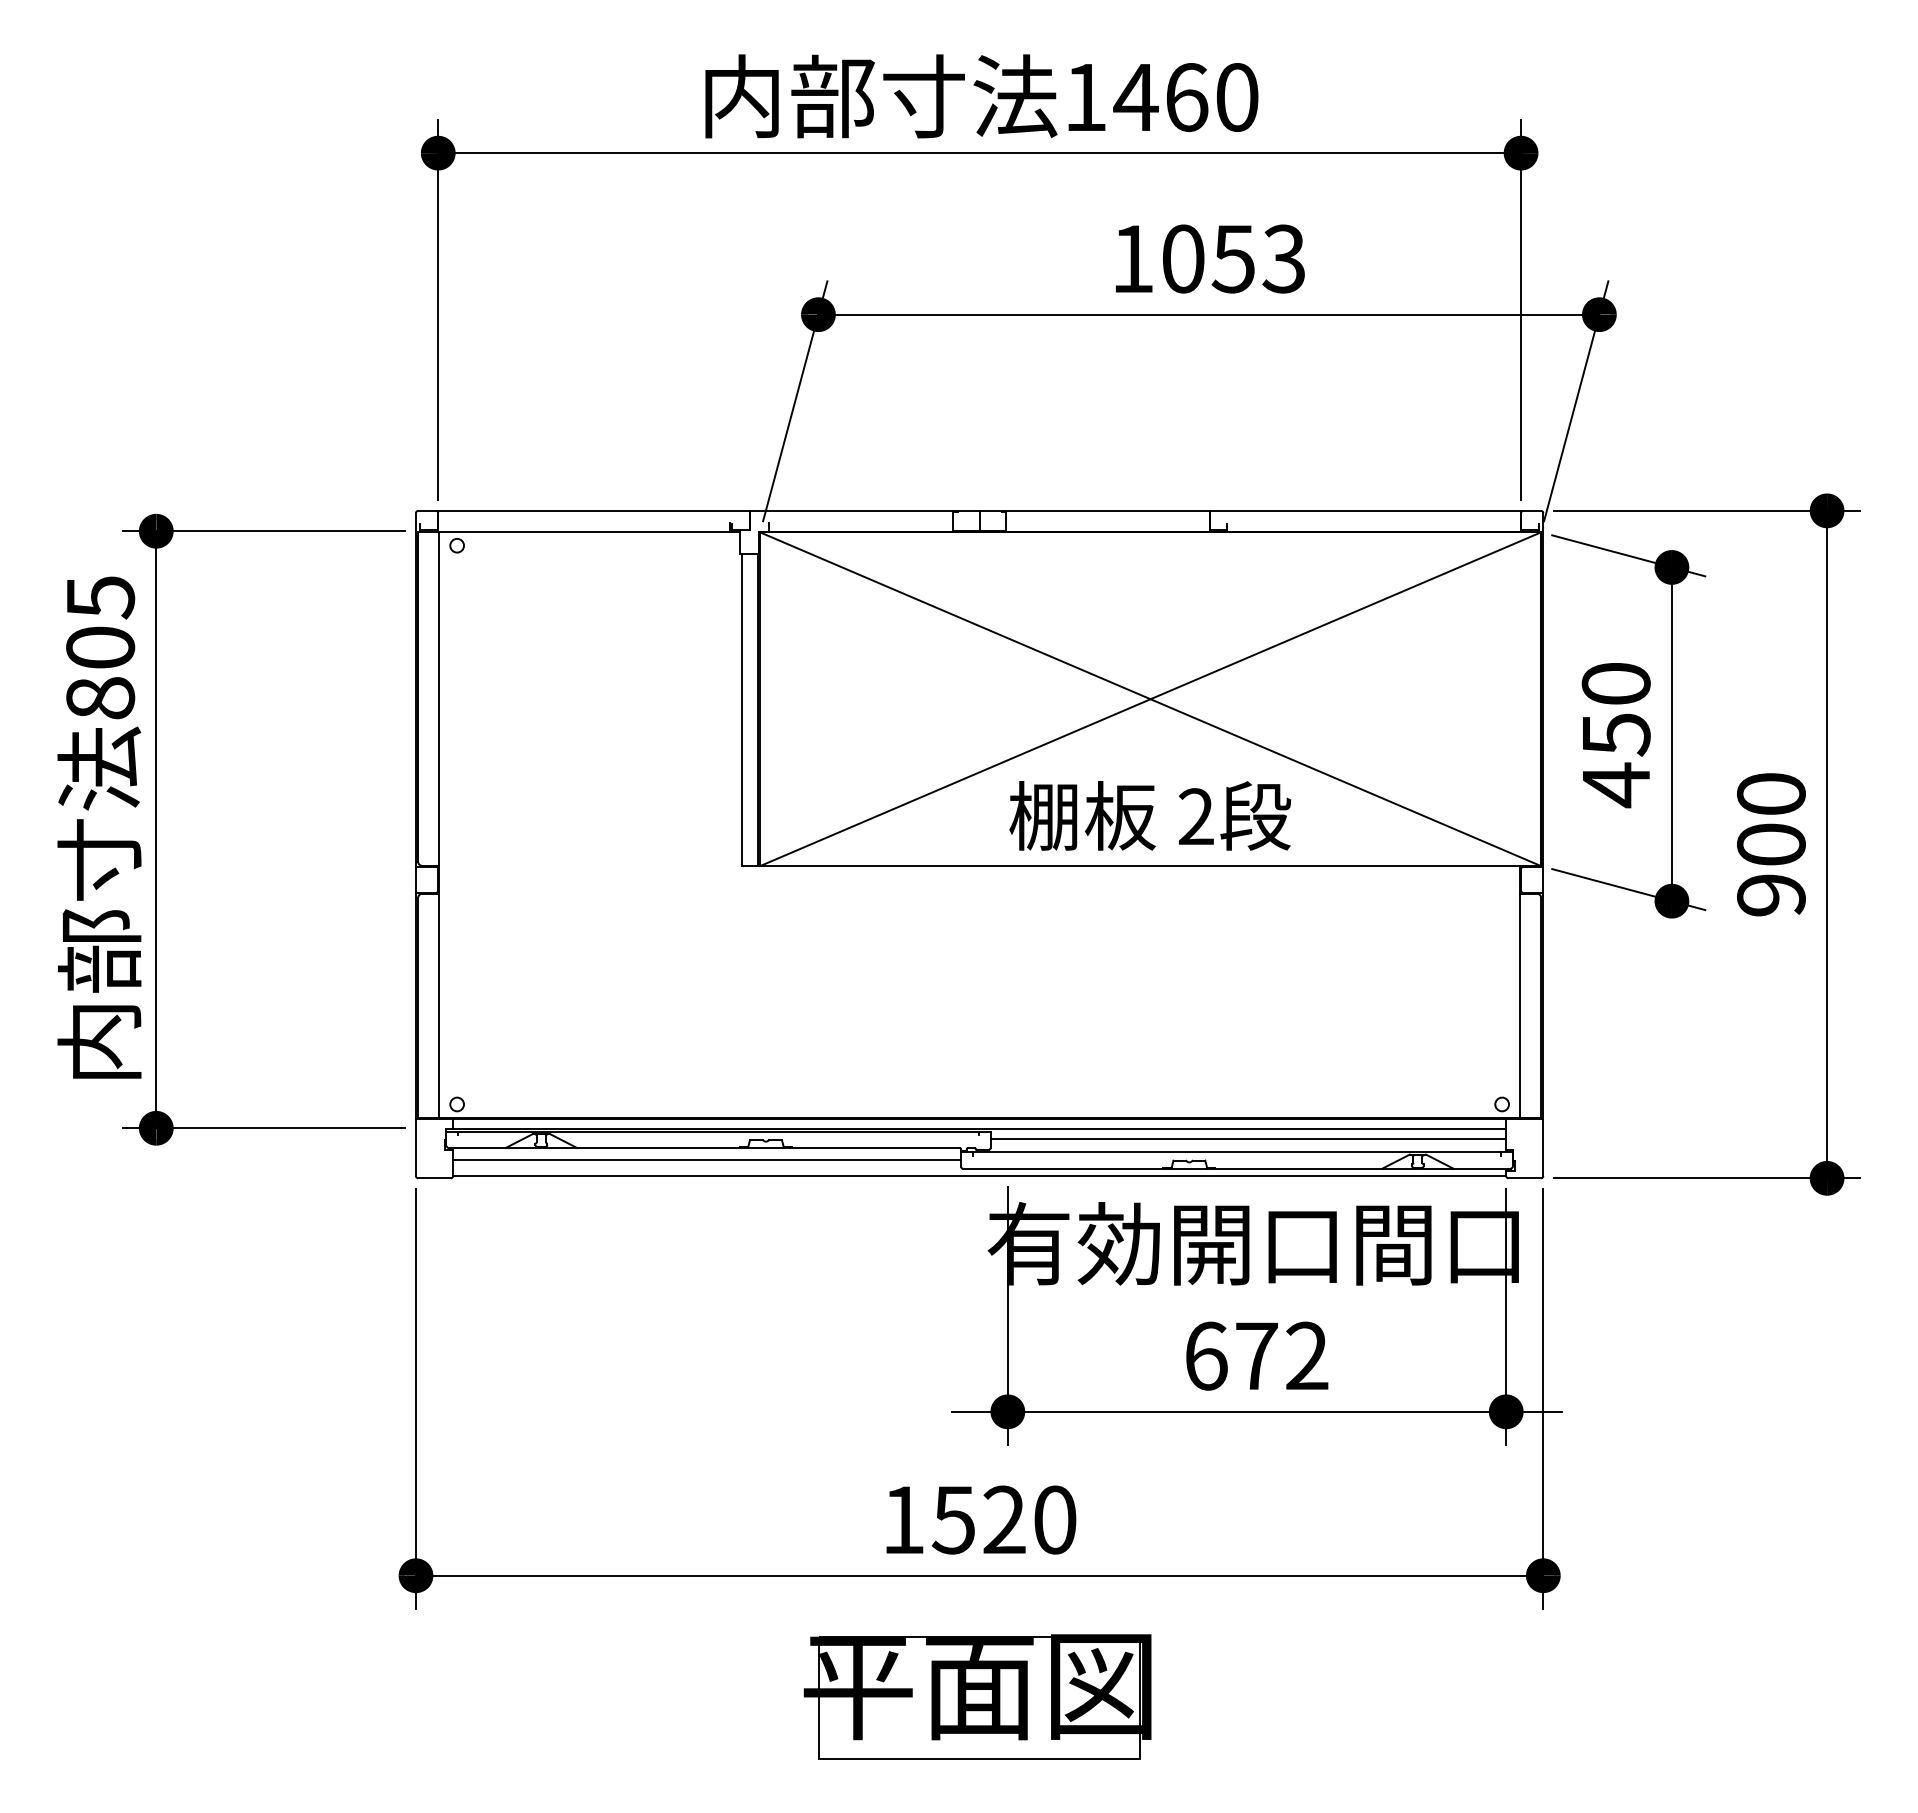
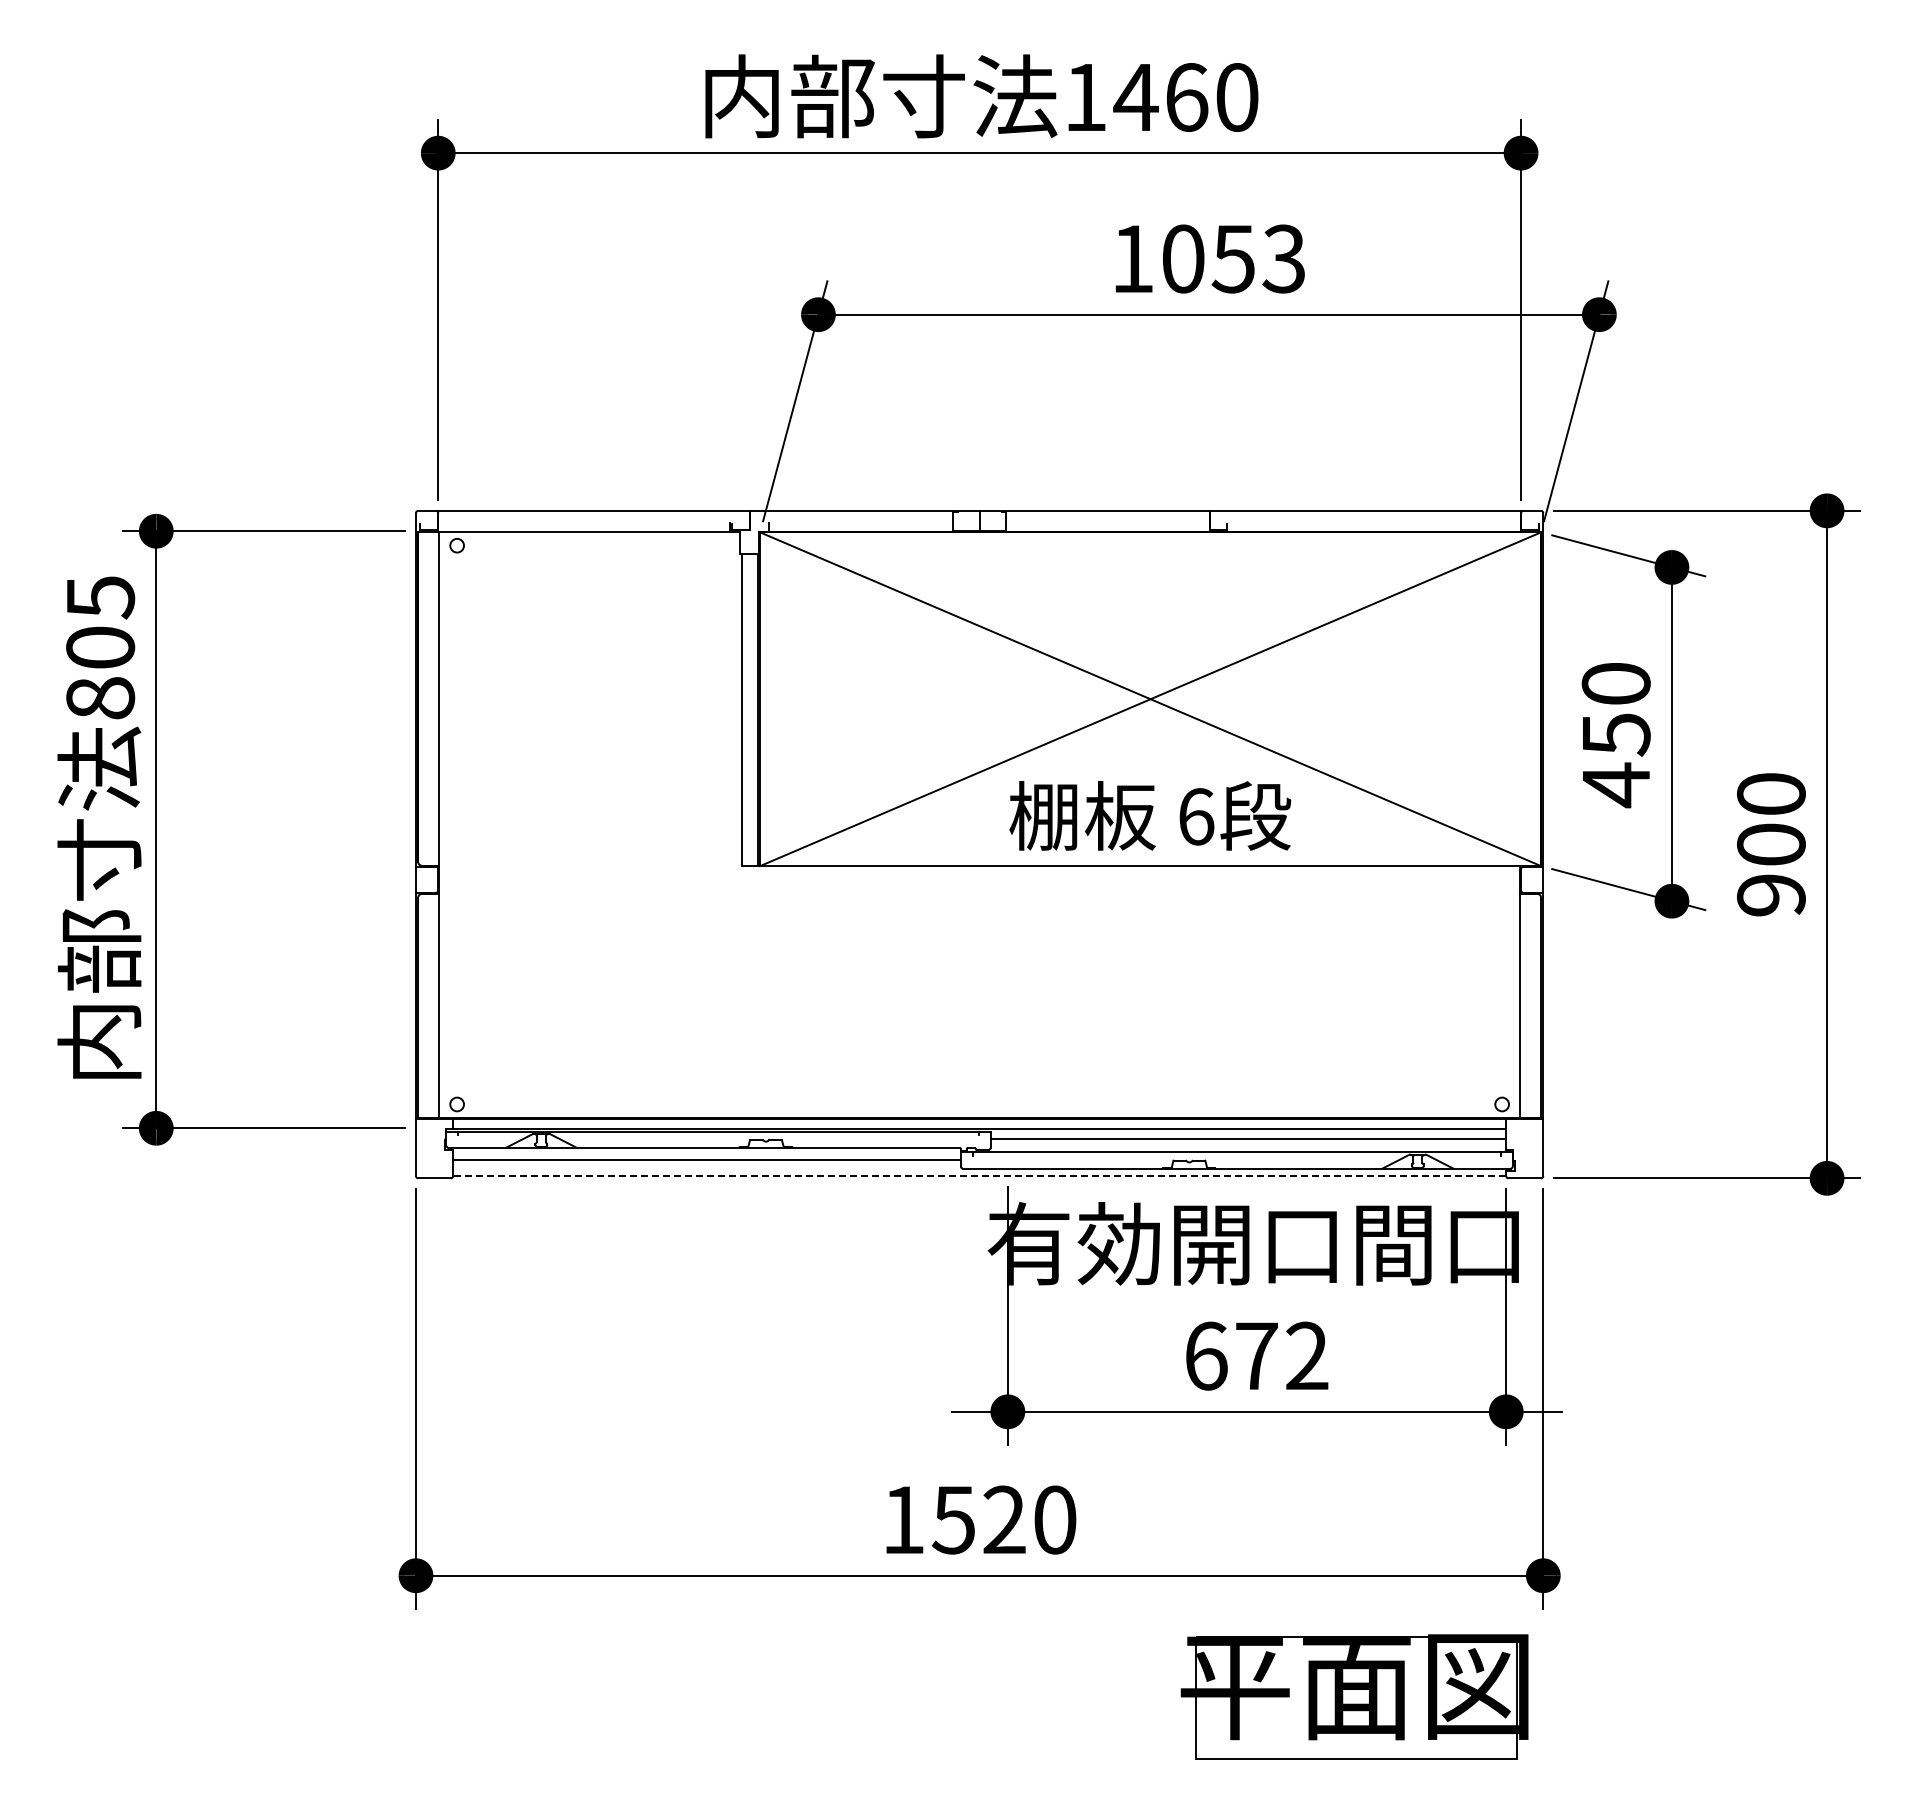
text: 2 -> 6 (1196, 816)
line: solid -> dashed (979, 1176)
part position: (977, 1696) -> (1354, 1696) (1354, 1696)
